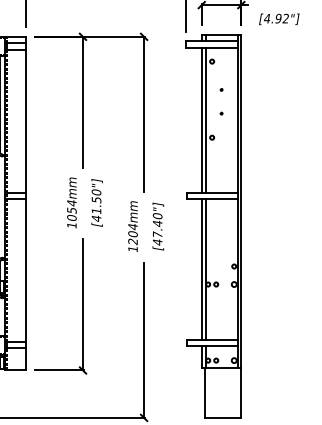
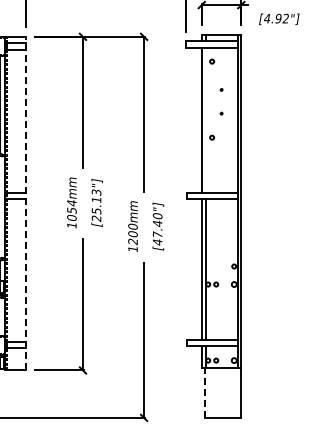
line: present -> none (205, 119)
line: solid -> dashed (25, 203)
text: [41.50"] -> [25.13"] (96, 205)
text: 1204mm -> 1200mm (132, 226)
line: solid -> dashed (204, 393)
